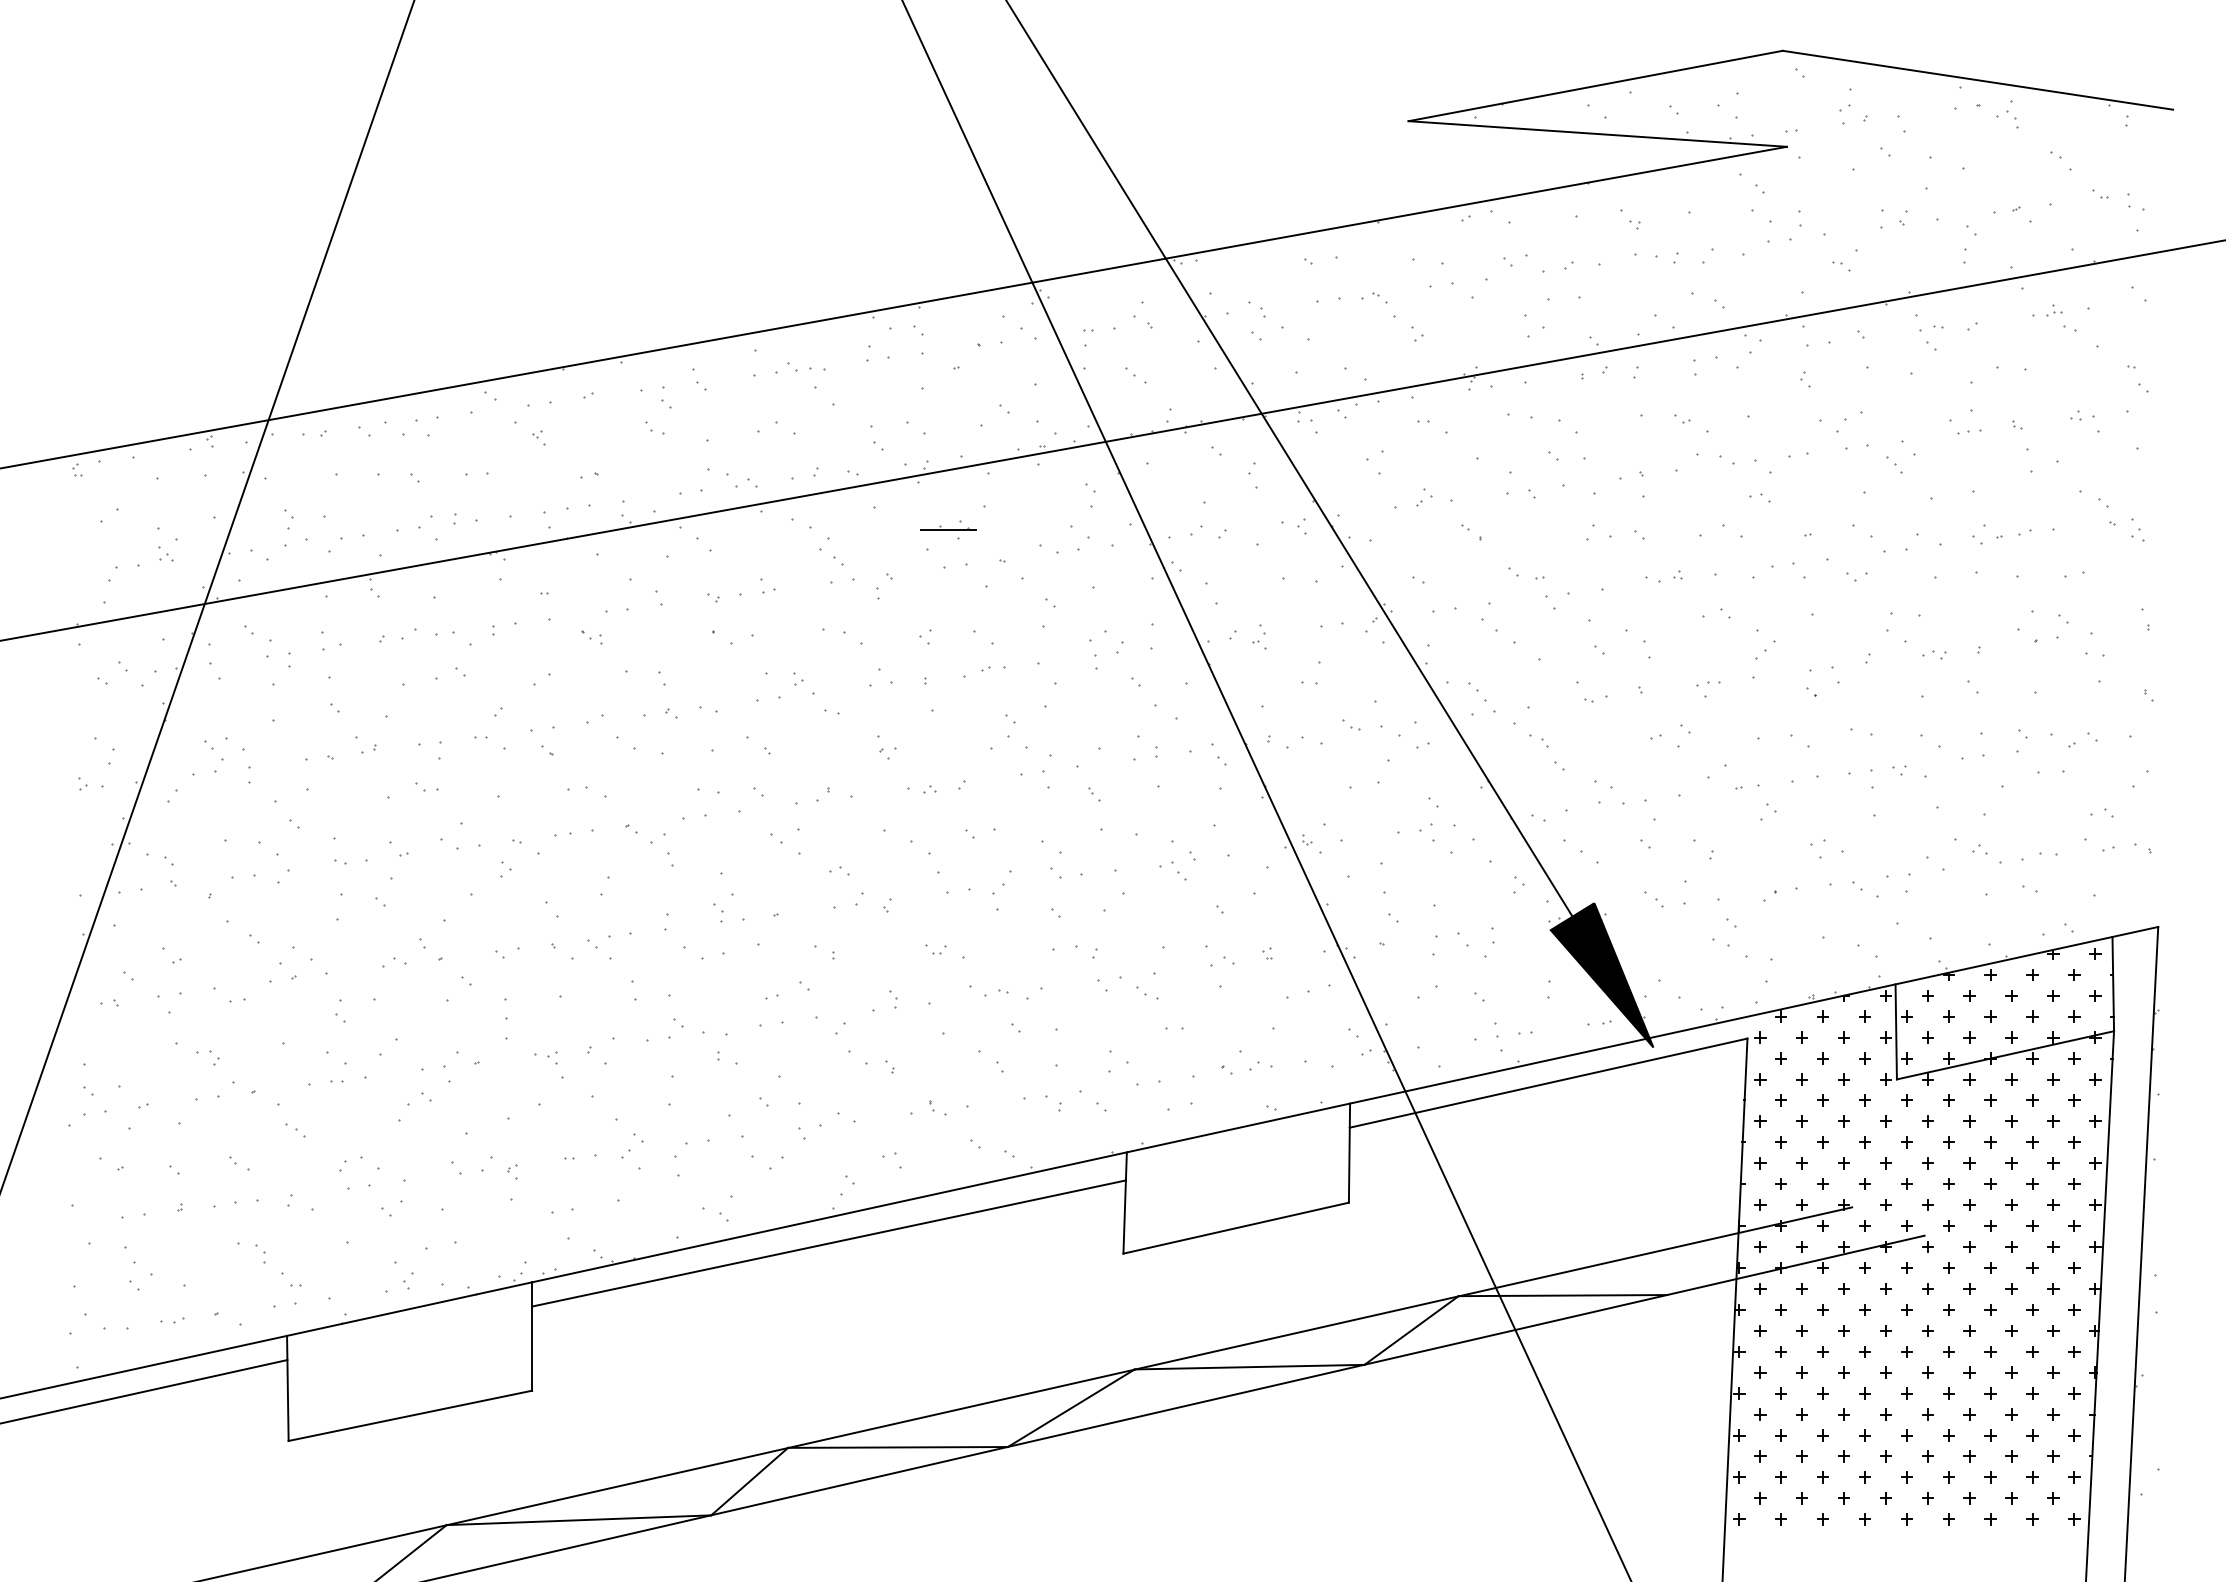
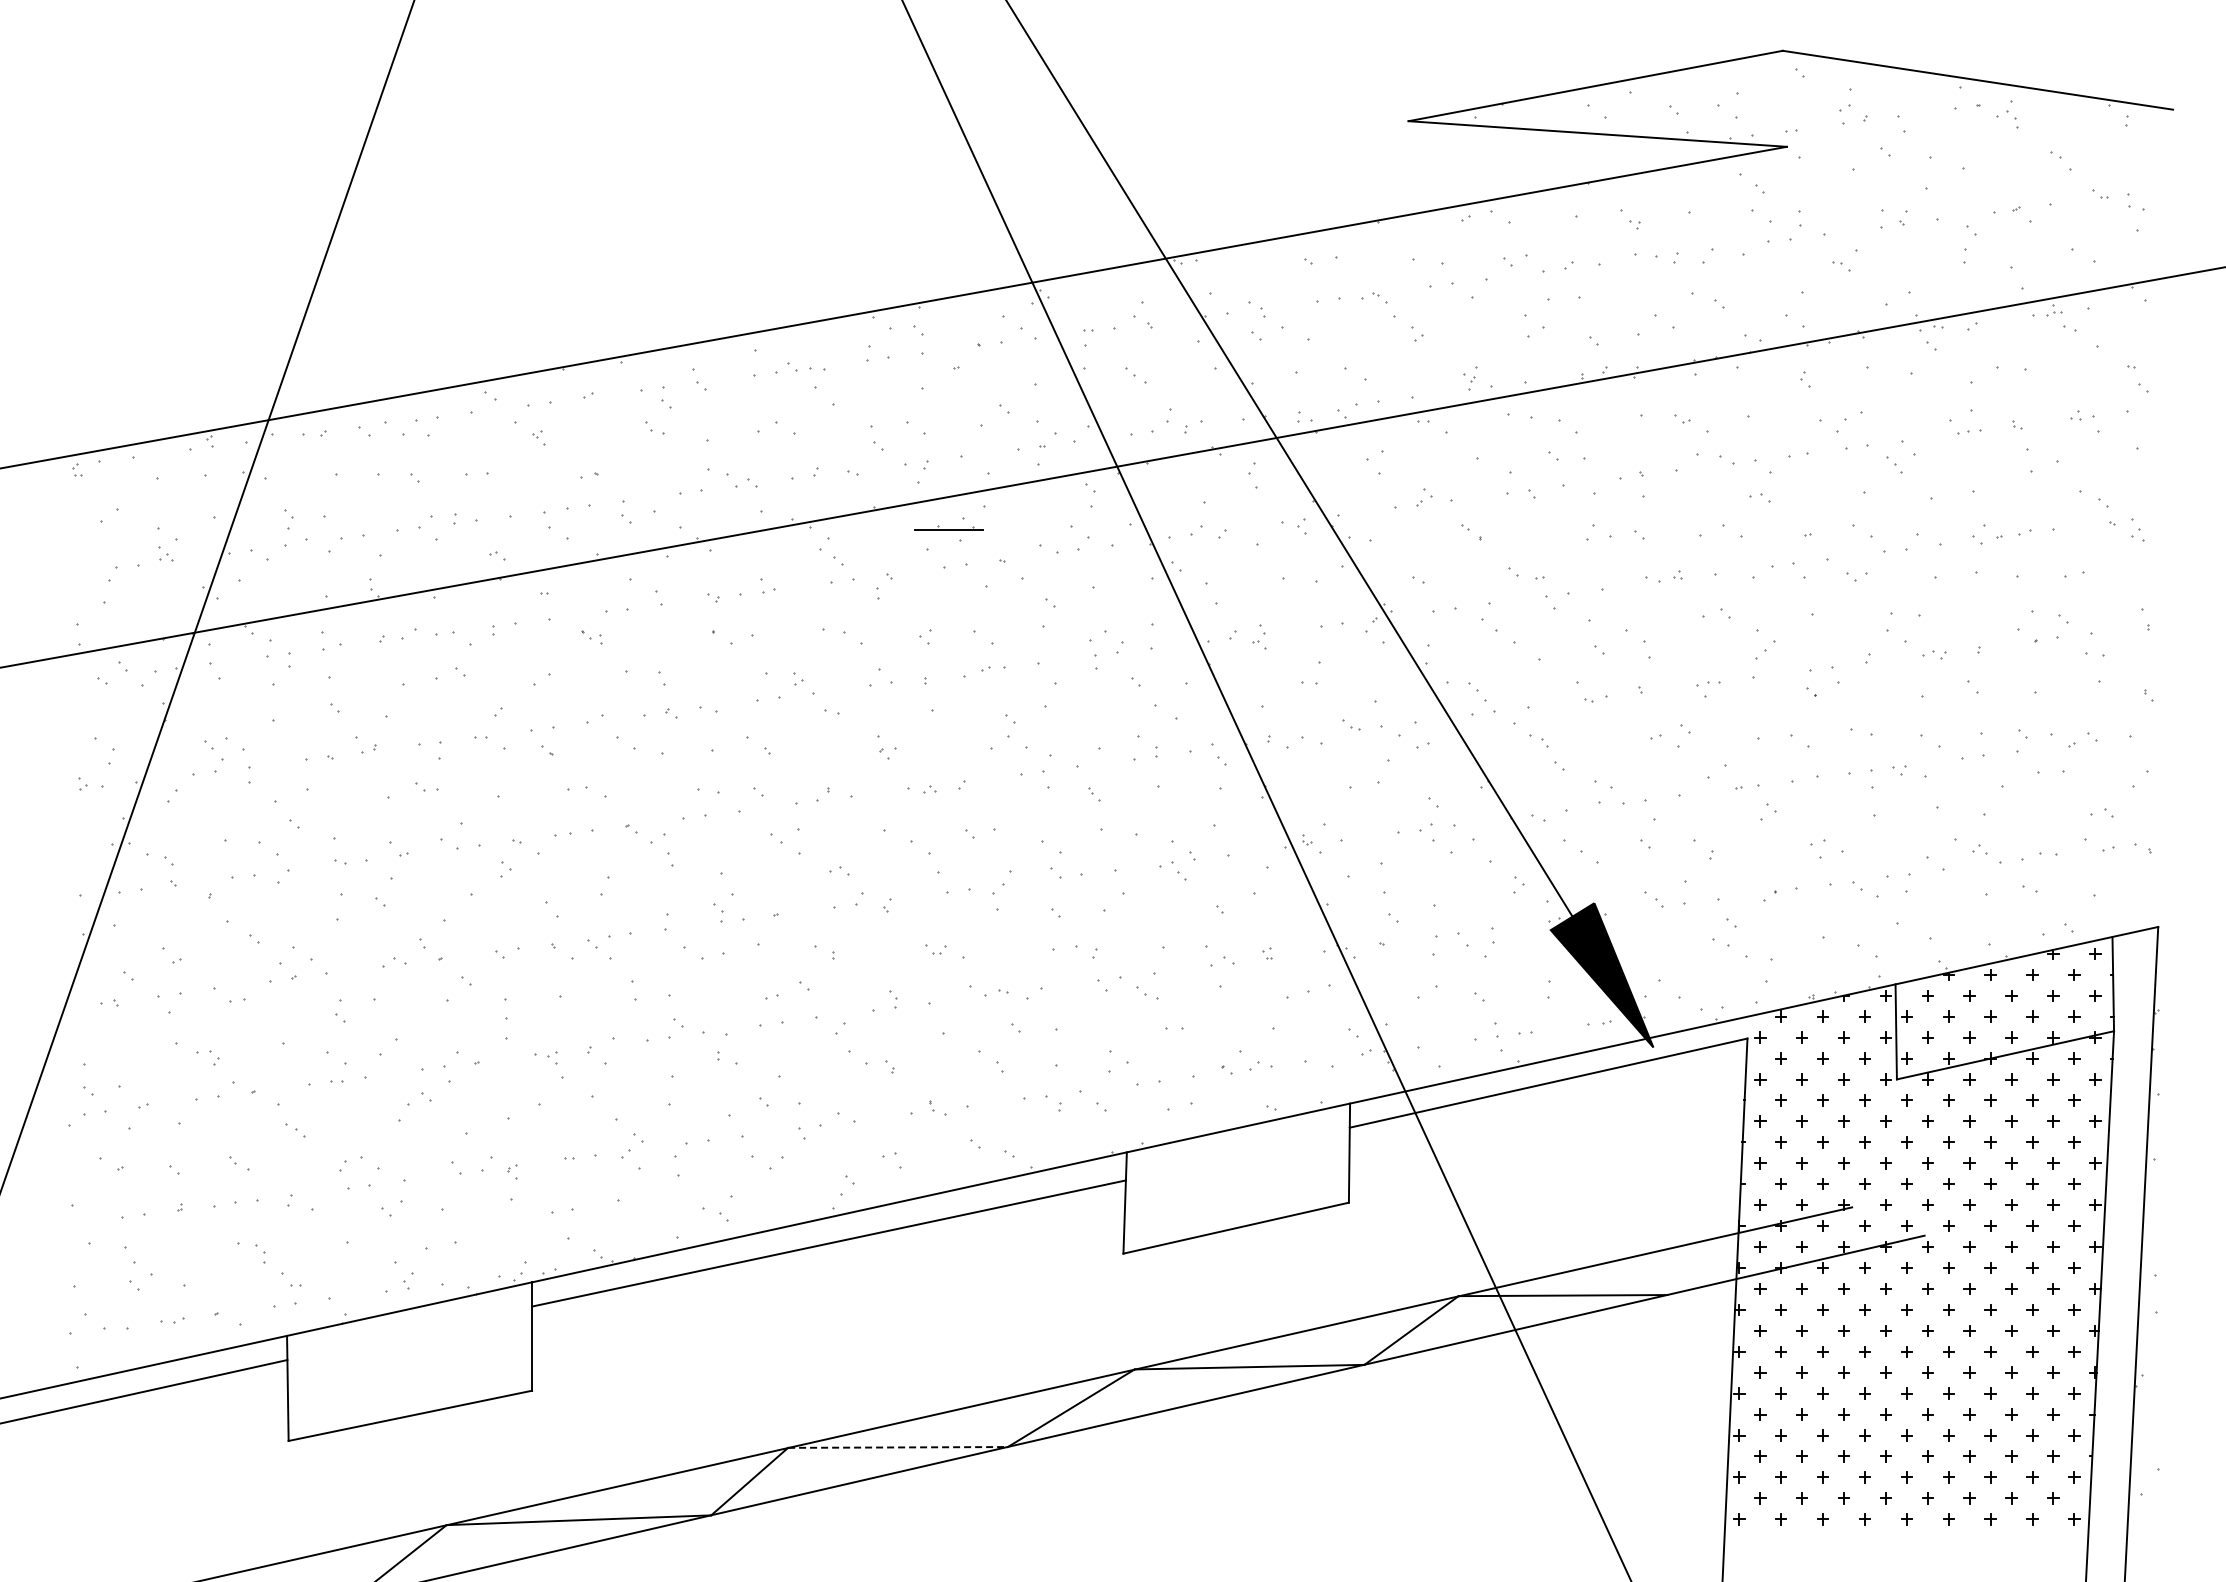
line position: (1112, 440) -> (1112, 467) (1112, 467)
part size: 57x20 px -> 70x25 px (948, 529)
line: solid -> dashed (898, 1447)
